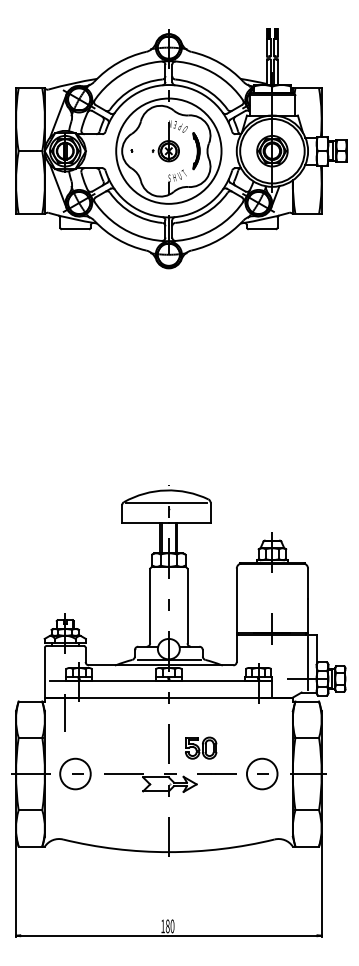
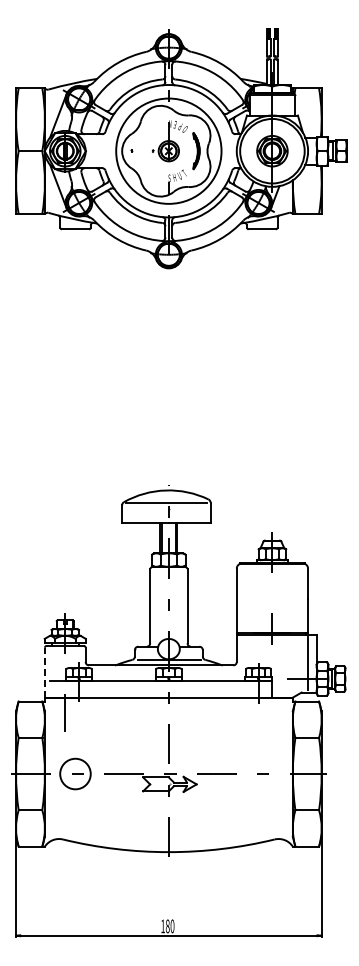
line: solid -> dashed (44, 672)
part: present -> none (201, 747)
circle: present -> none (262, 773)
